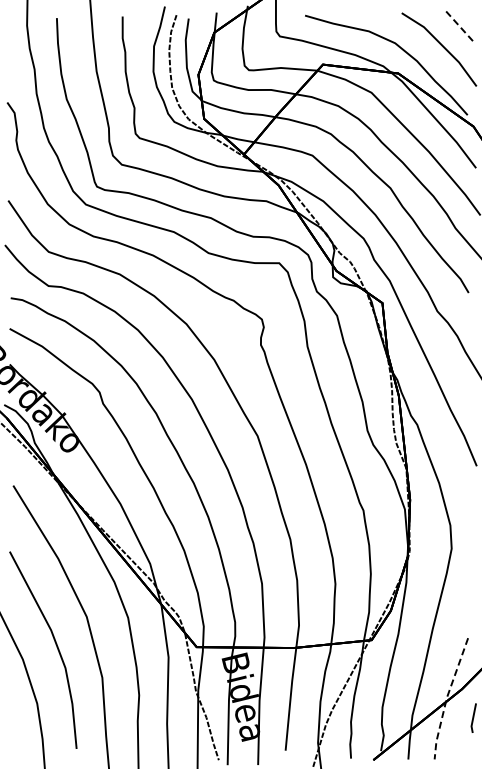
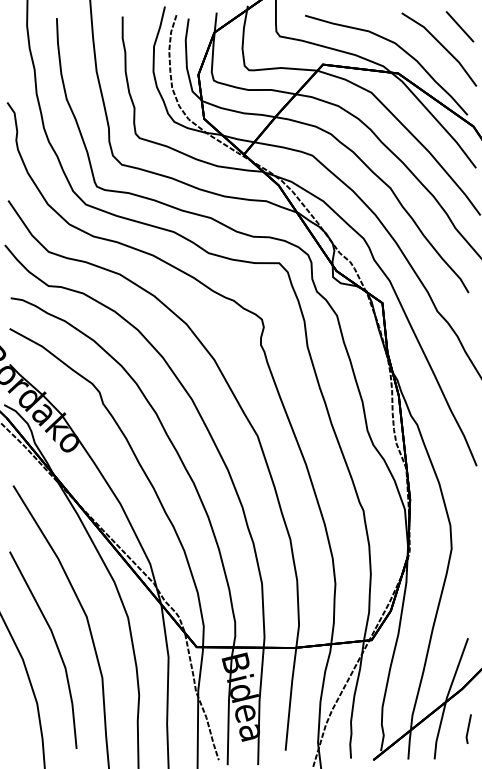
line: dashed -> solid (460, 26)
line: dashed -> solid (446, 697)
line position: (473, 717) -> (468, 728) (468, 728)
